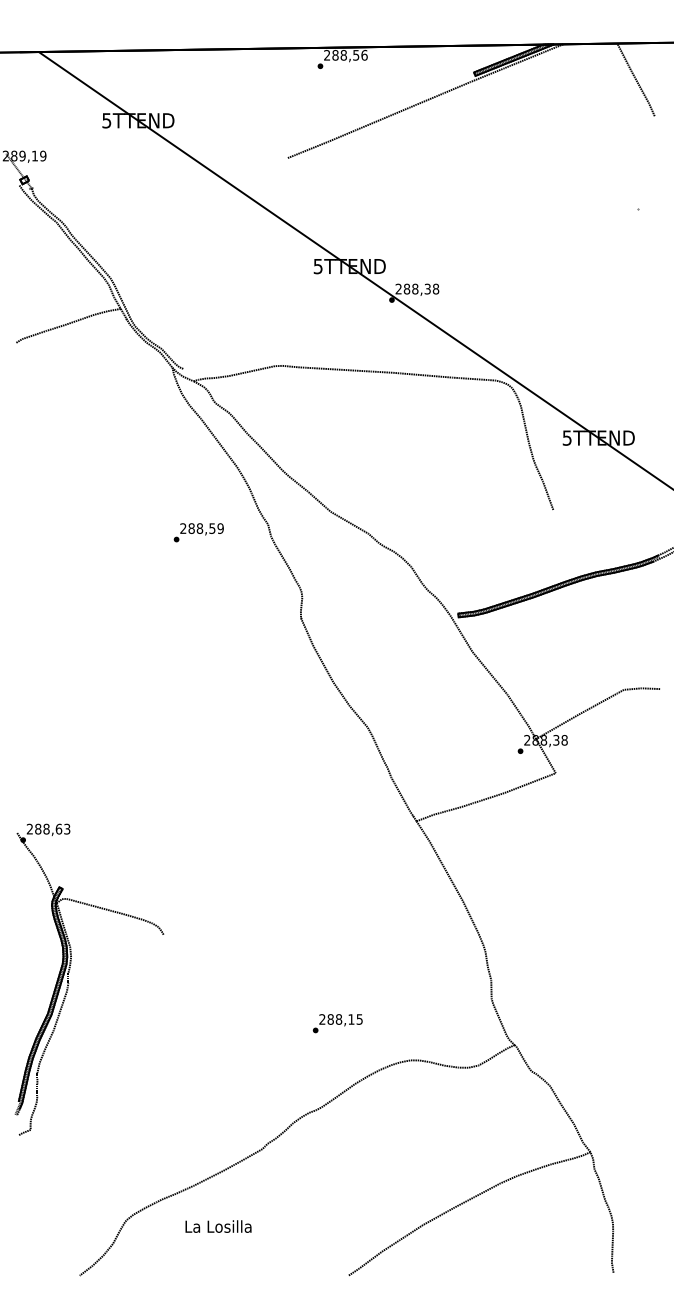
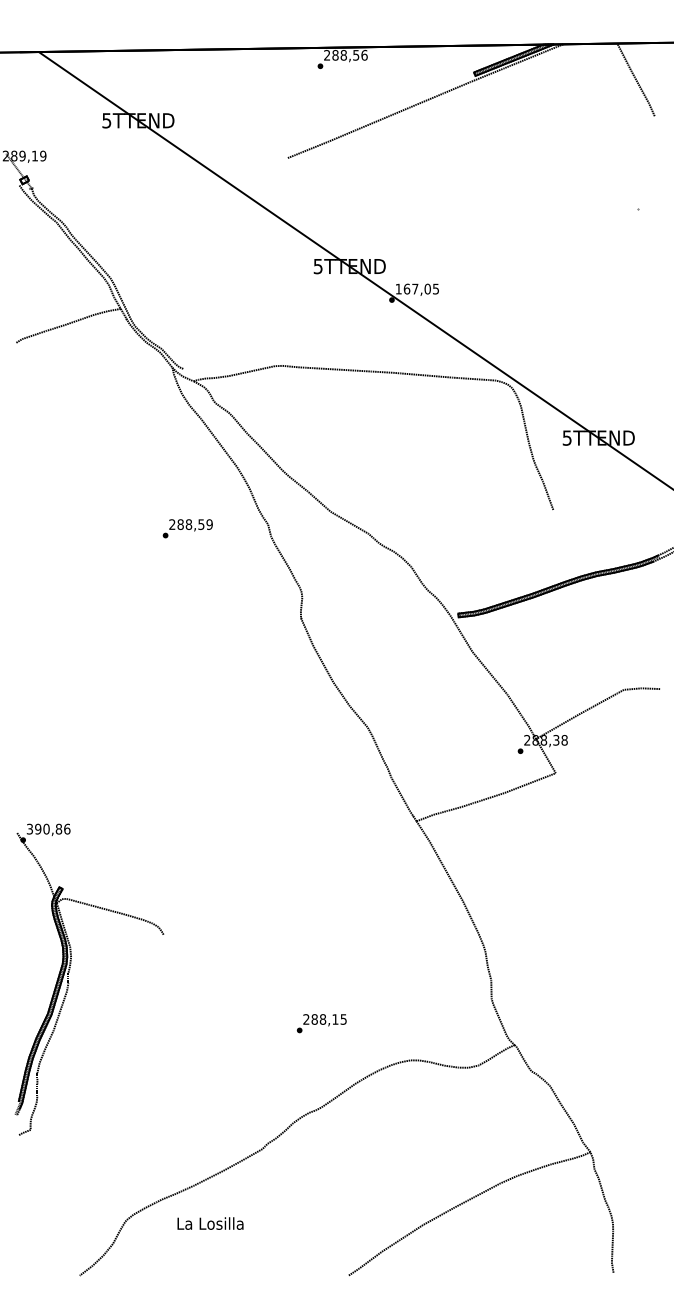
text: 288,38 -> 167,05 (417, 288)
text position: (198, 532) -> (187, 528) (187, 528)
text: 288,63 -> 390,86 (48, 828)
text position: (337, 1023) -> (321, 1023) (321, 1023)
text position: (218, 1226) -> (210, 1223) (210, 1223)
